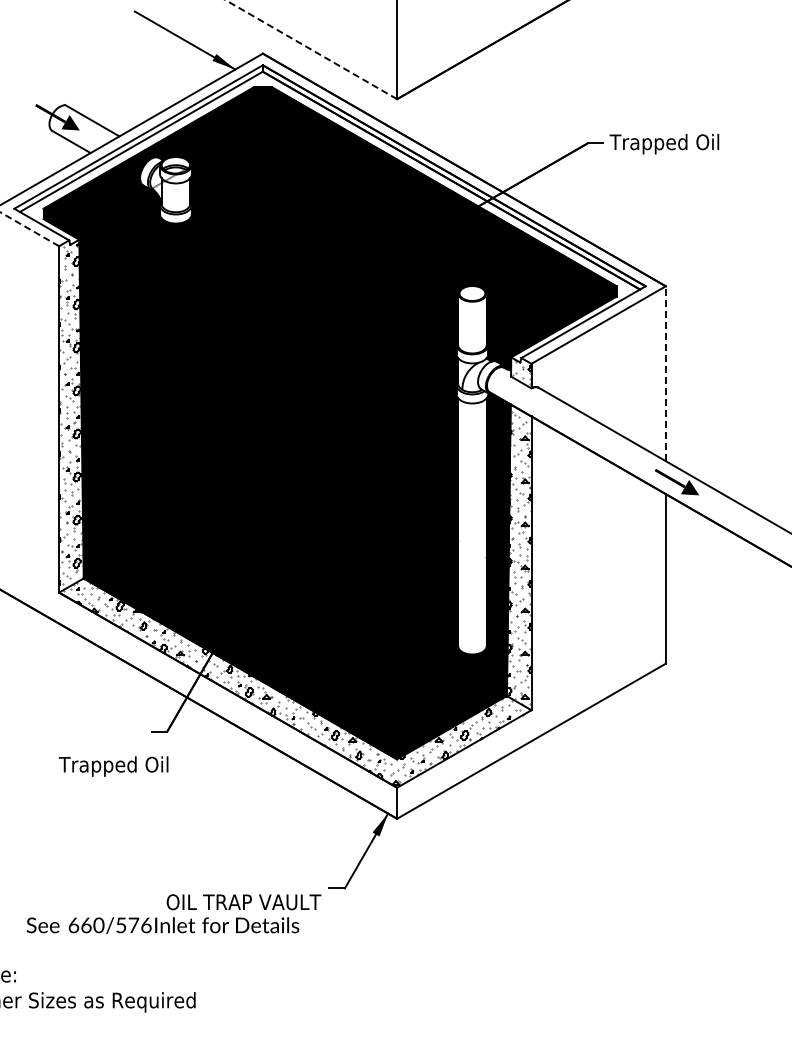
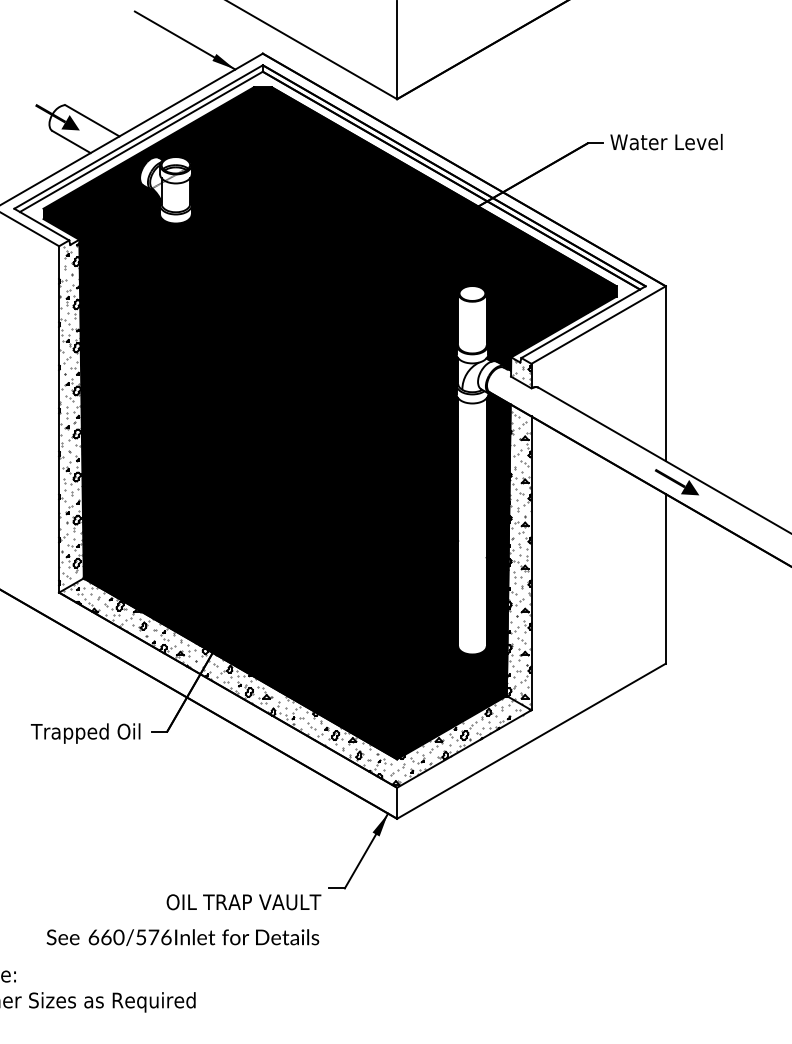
line: dashed -> solid (311, 49)
text: Trapped Oil -> Water Level (665, 143)
line: dashed -> solid (29, 229)
line: dashed -> solid (665, 373)
text position: (113, 766) -> (85, 733) (85, 733)
text position: (162, 925) -> (182, 937) (182, 937)
